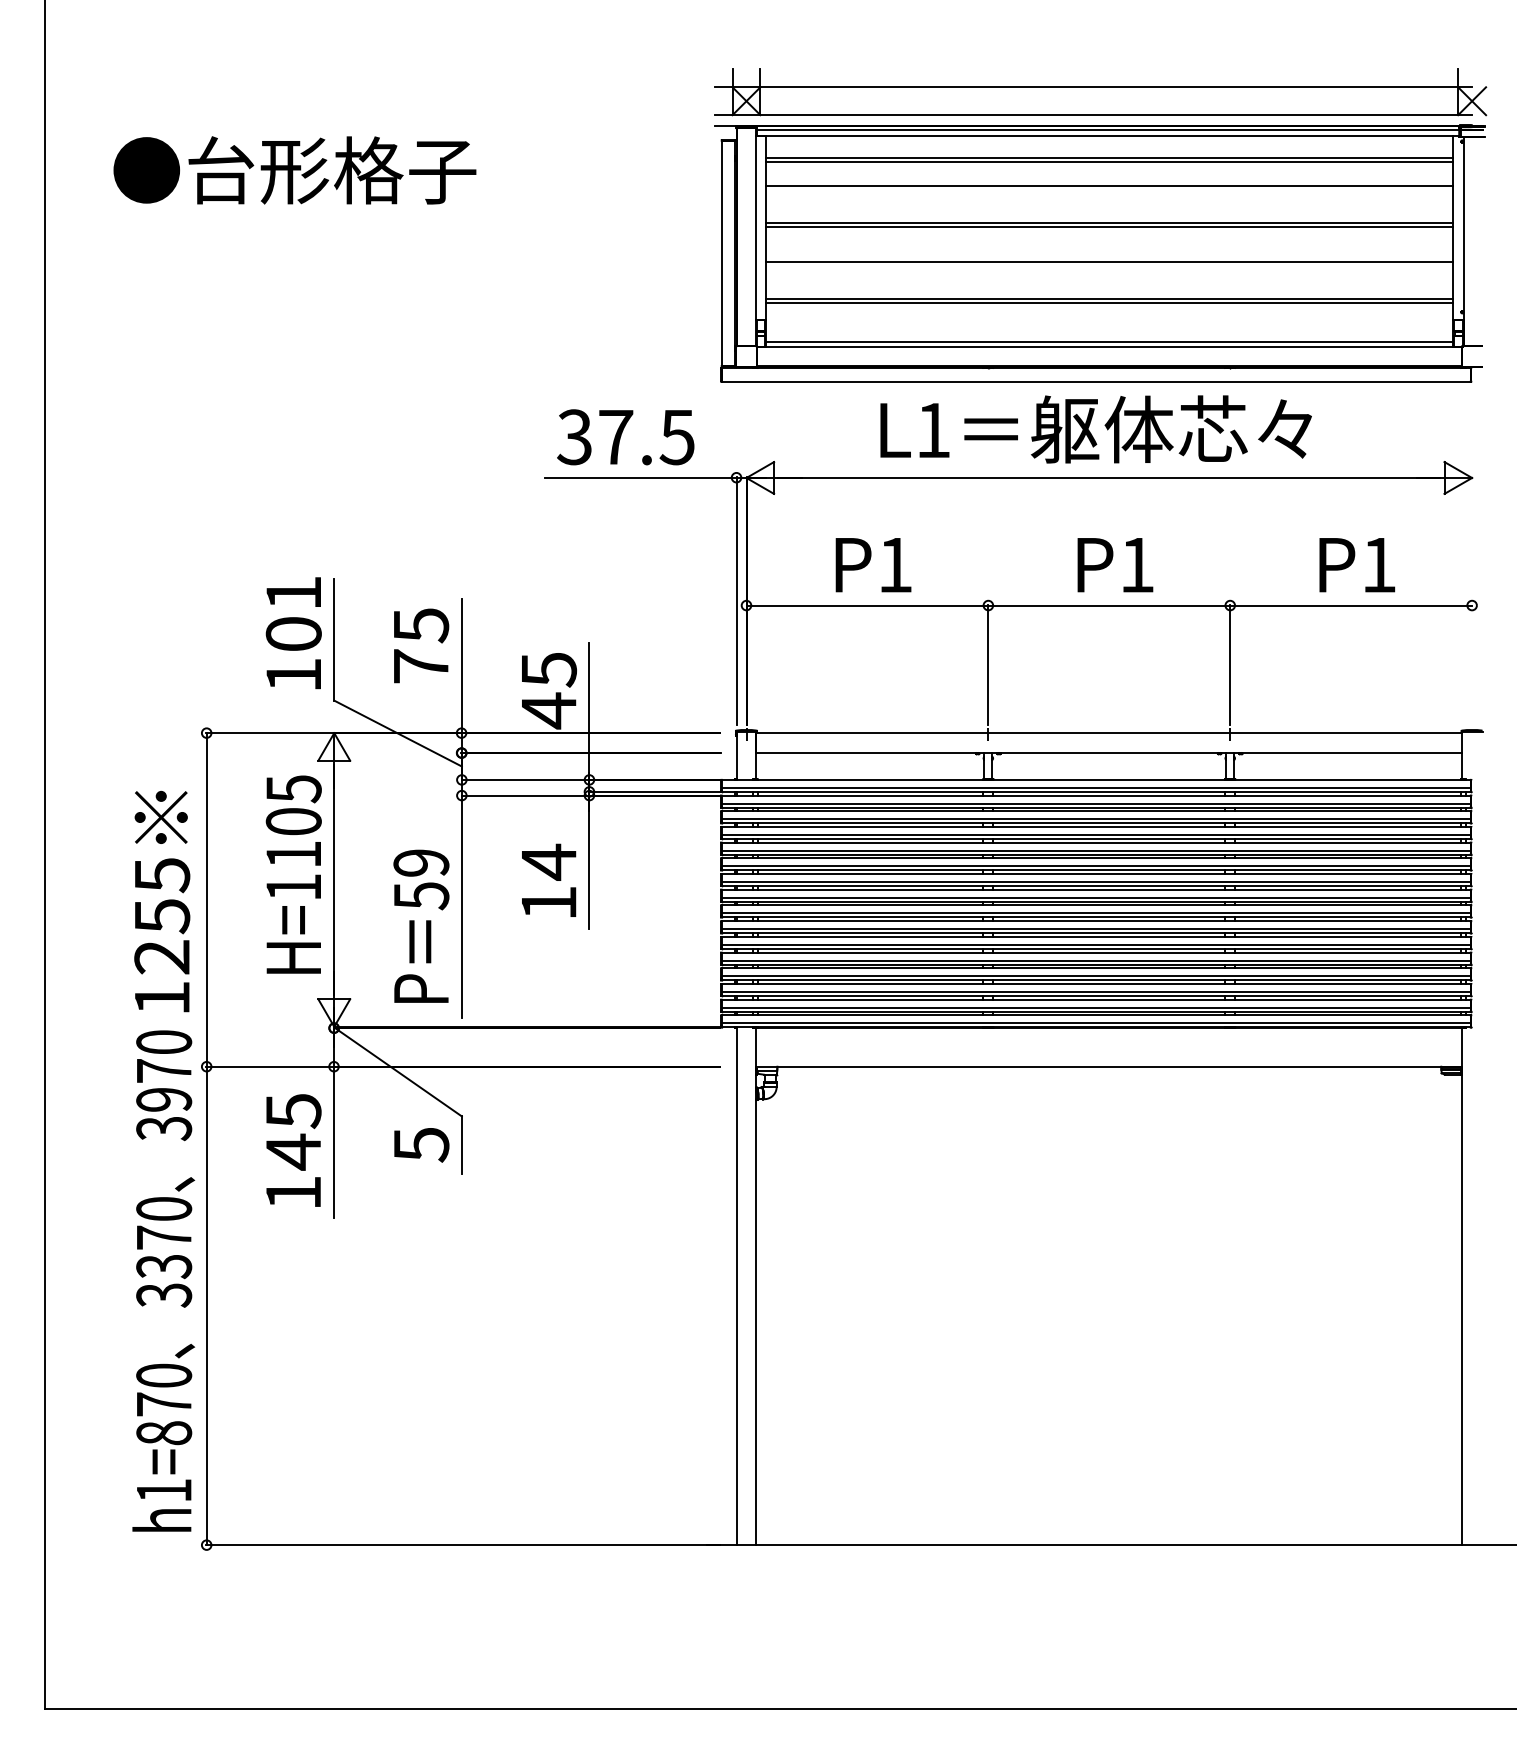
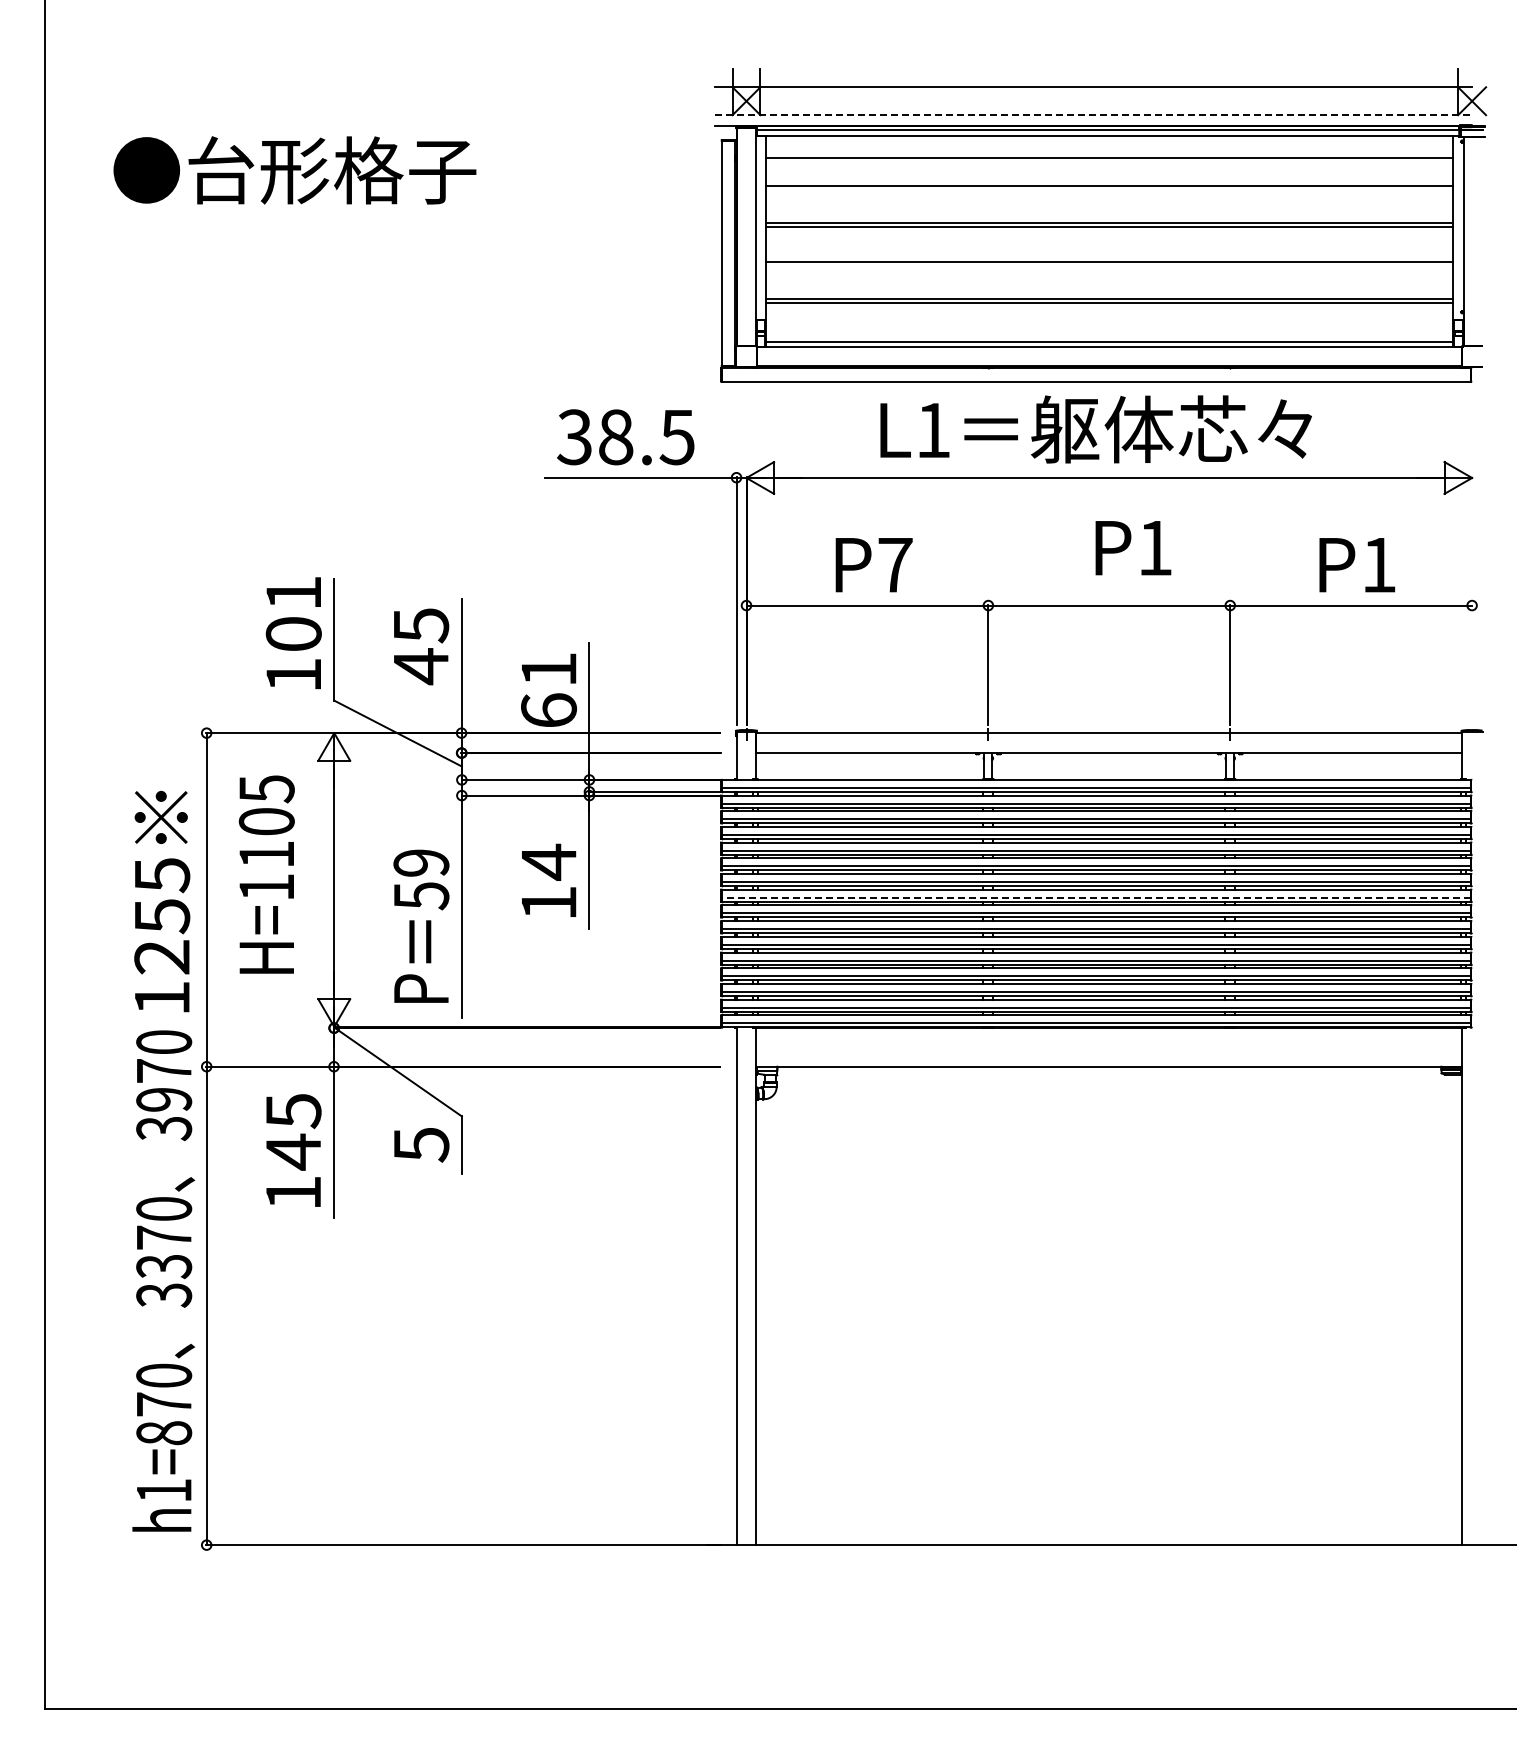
line: solid -> dashed (1093, 115)
line: present -> none (1109, 161)
text: 37.5 -> 38.5 (616, 437)
text: P1 -> P7 (895, 565)
text position: (1115, 565) -> (1133, 548) (1133, 548)
text: 75 -> 45 (421, 666)
text: 45 -> 61 (549, 691)
text position: (293, 874) -> (266, 874) (266, 874)
line: solid -> dashed (1096, 897)
